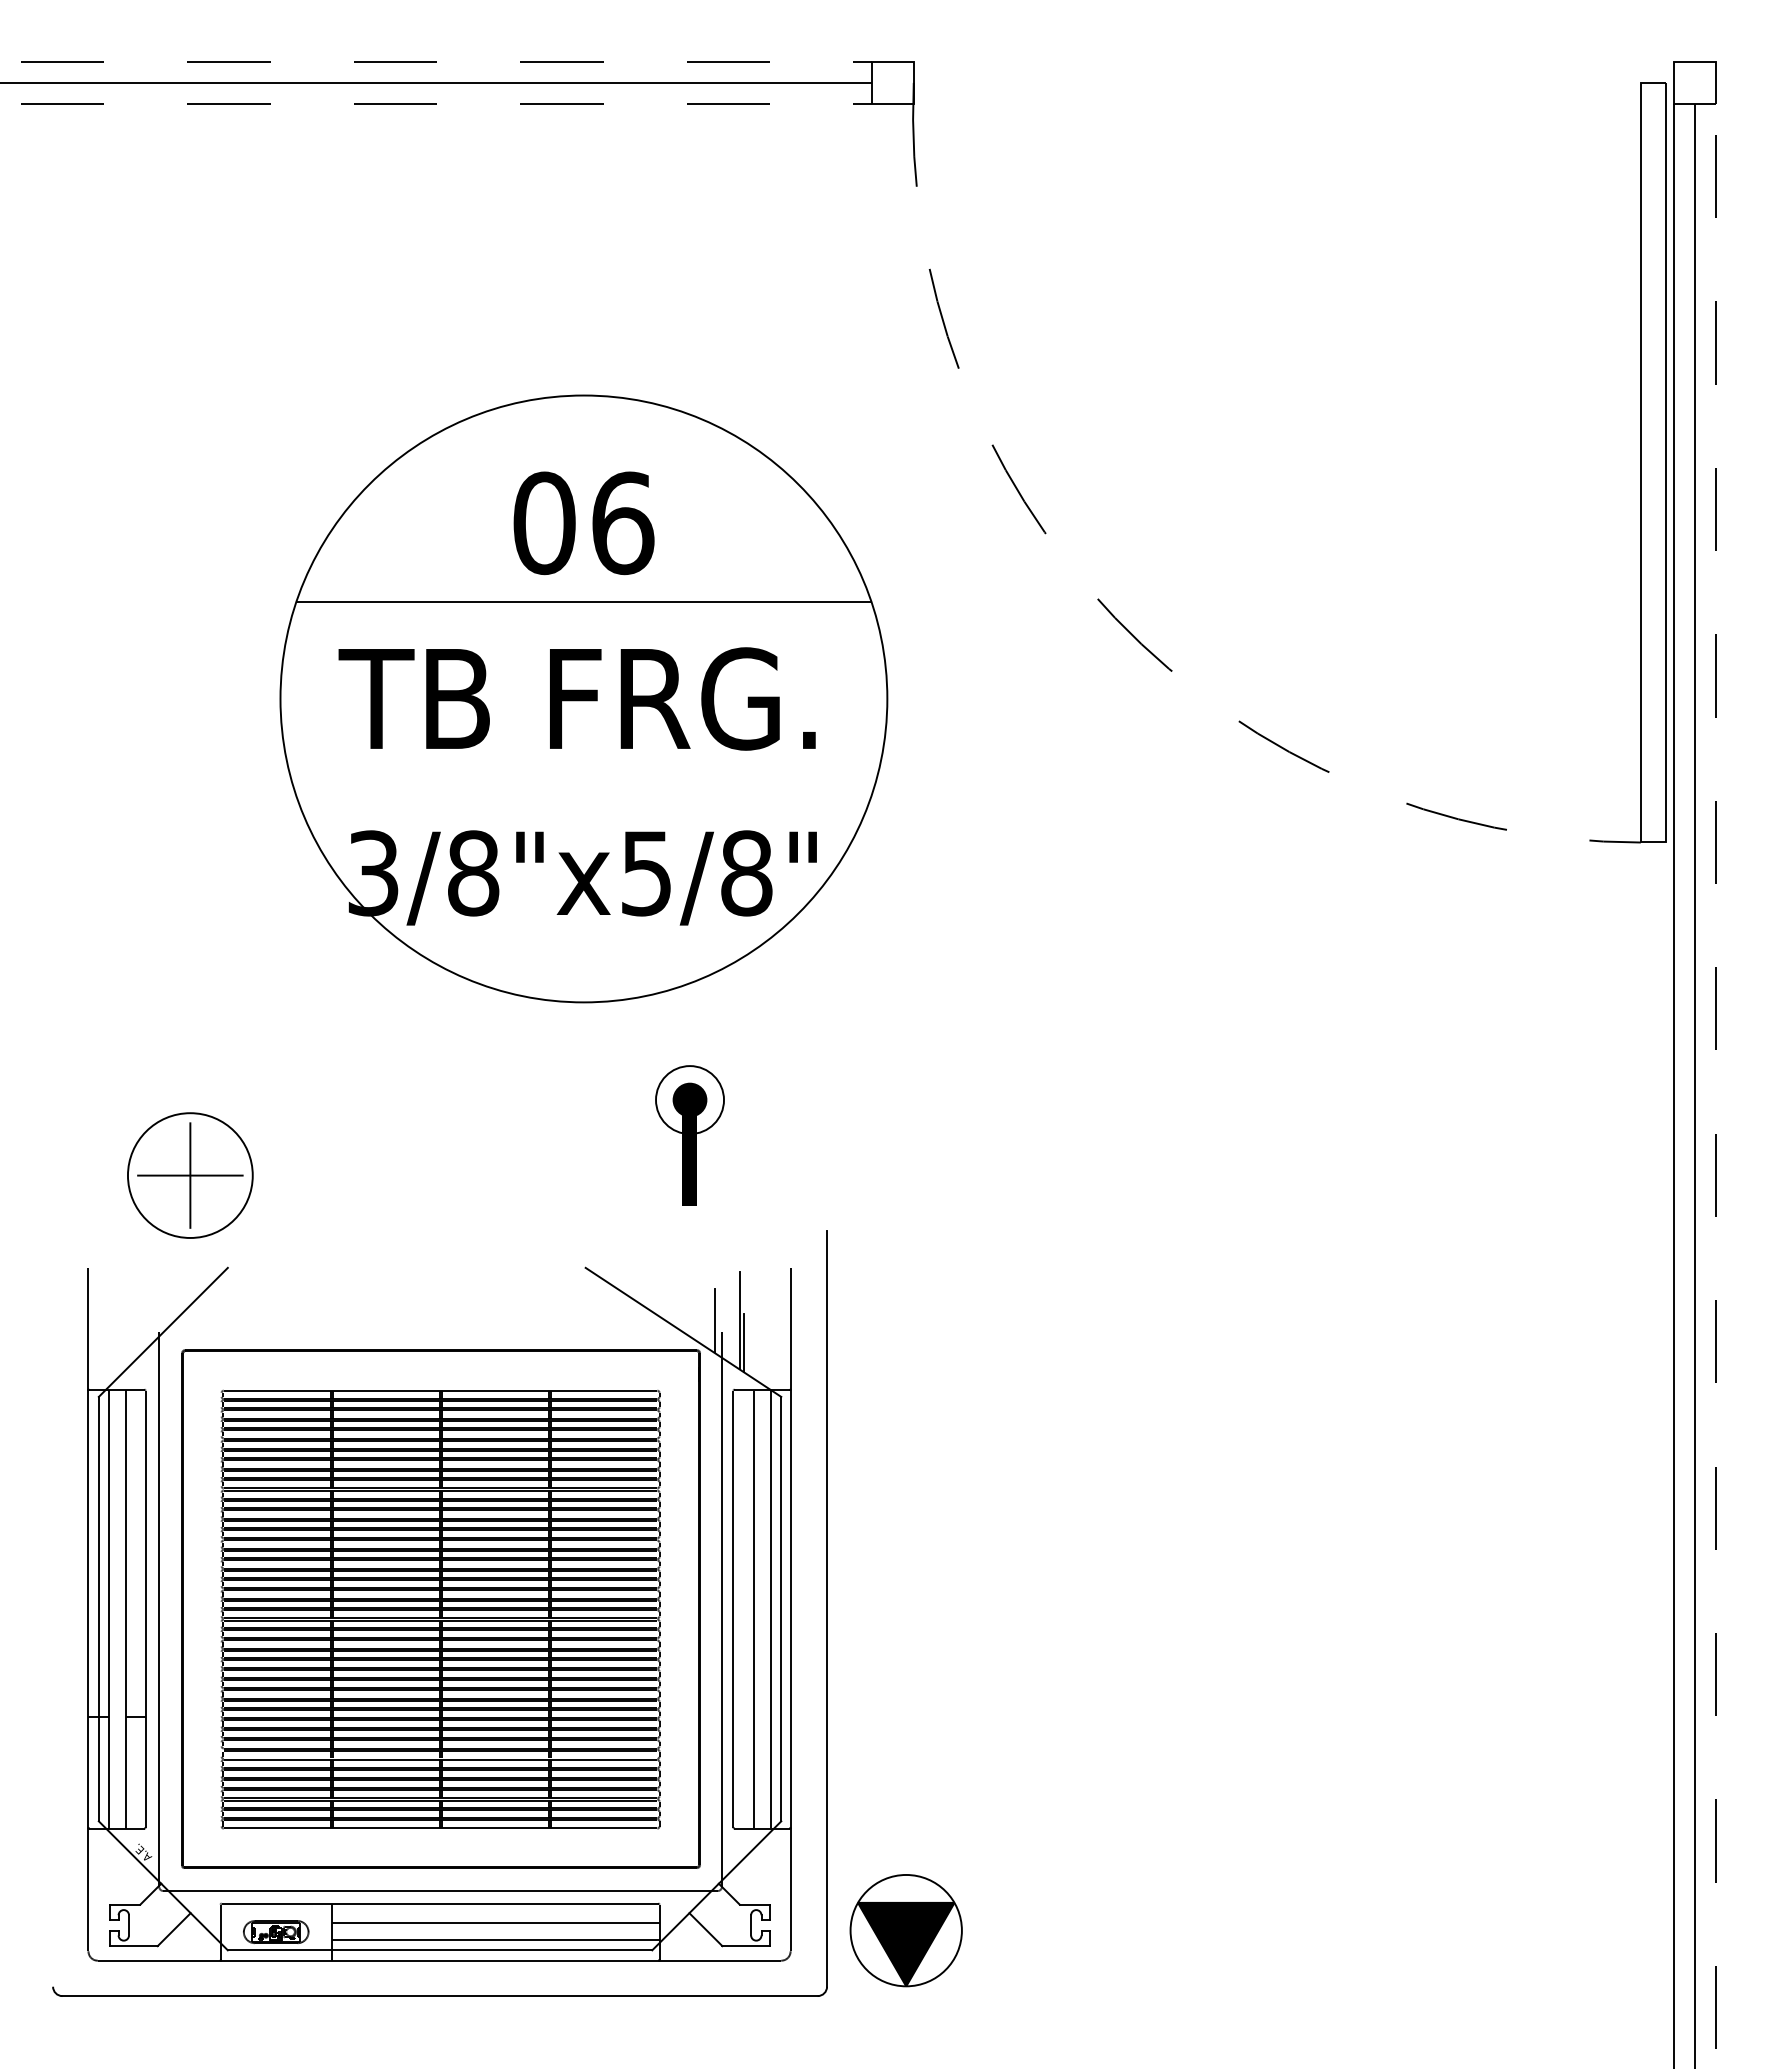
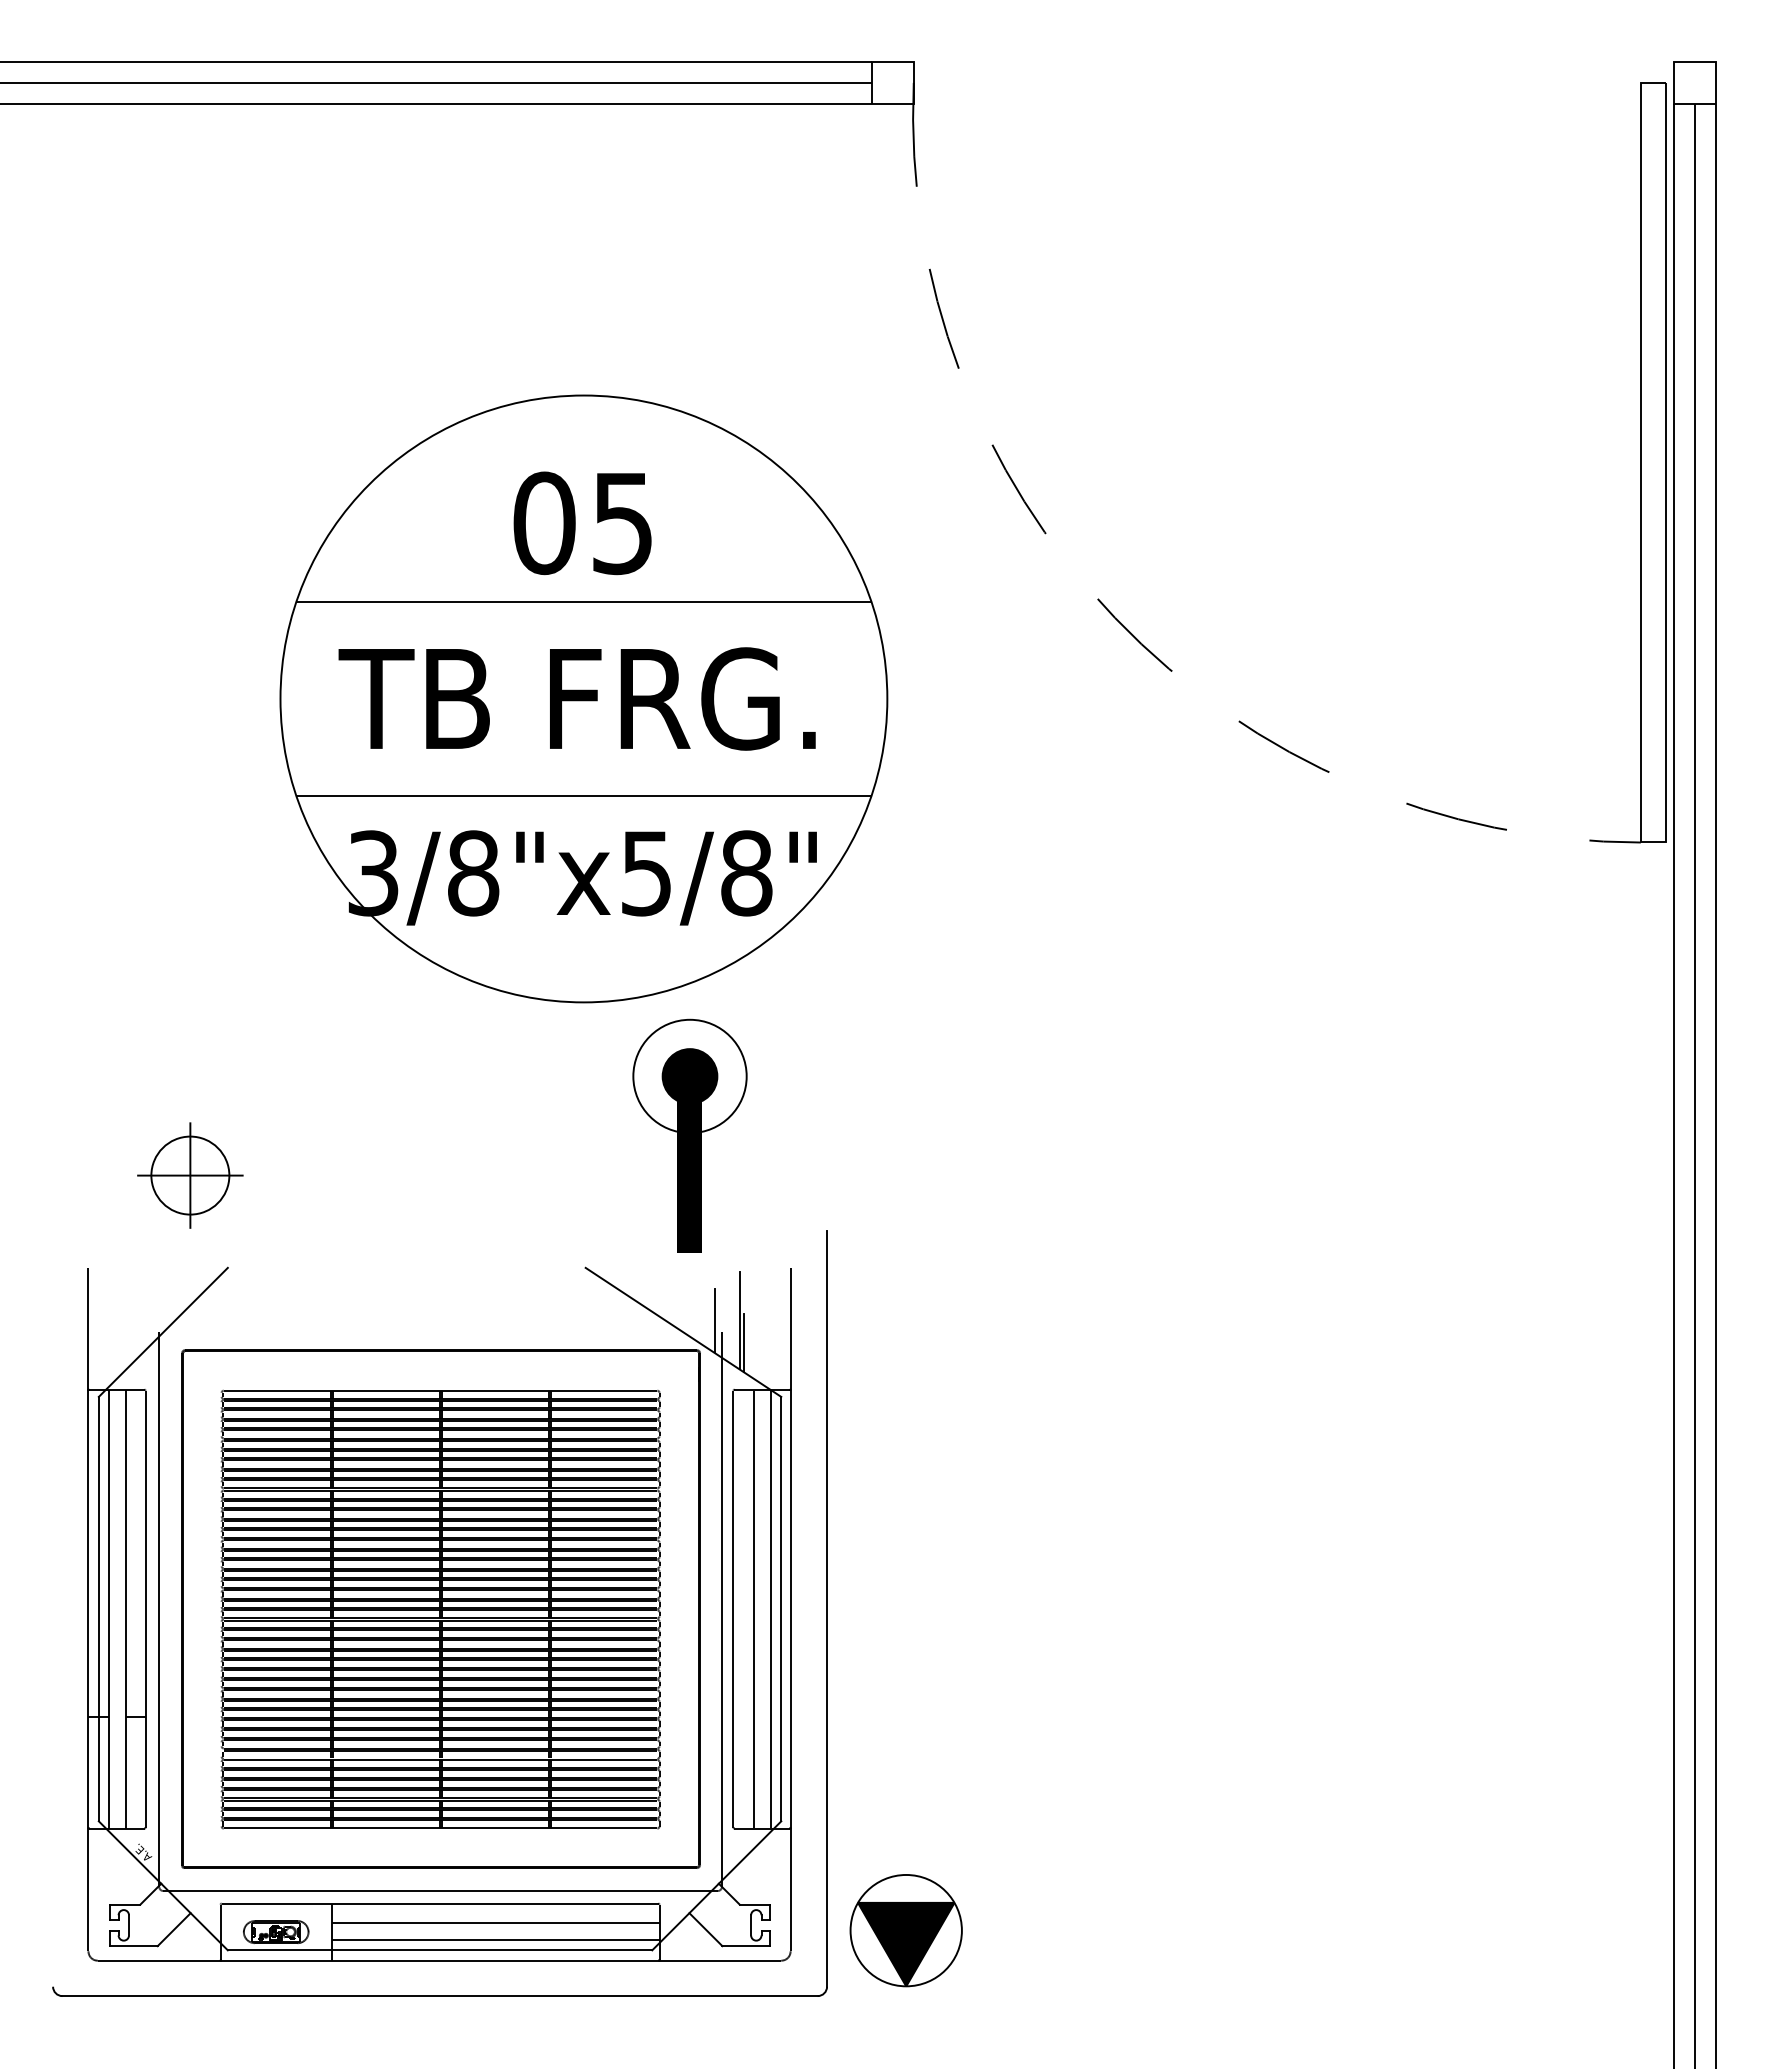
line: dashed -> solid (436, 62)
line: dashed -> solid (436, 103)
text: 06 -> 05 (623, 523)
line: none -> present (583, 796)
line: dashed -> solid (1715, 1085)
part size: 70x141 px -> 116x235 px (689, 1135)
circle diameter: 125 px -> 78 px (190, 1175)
